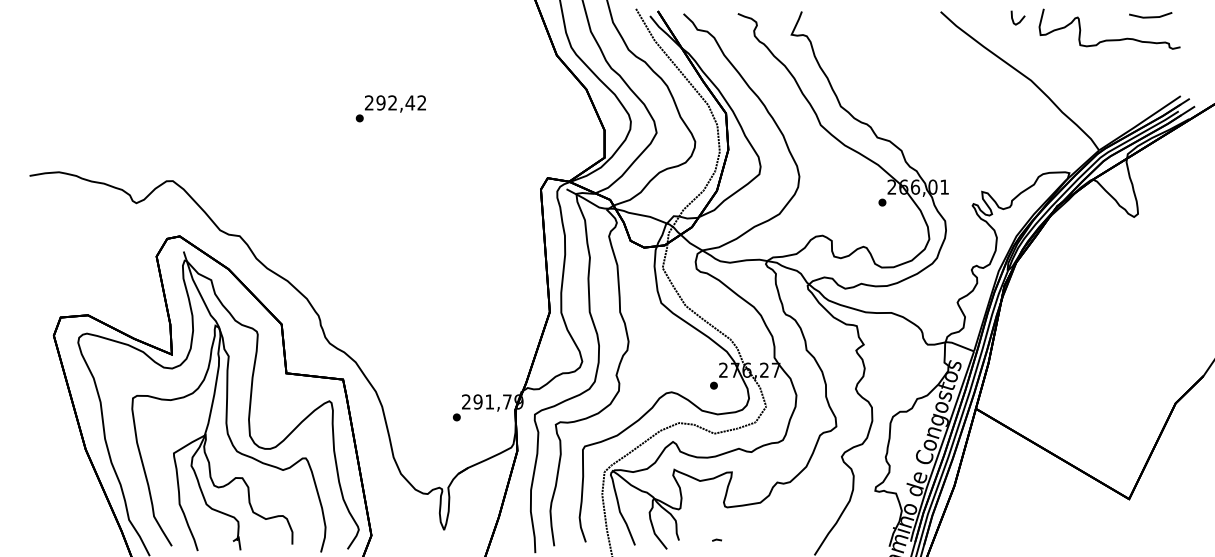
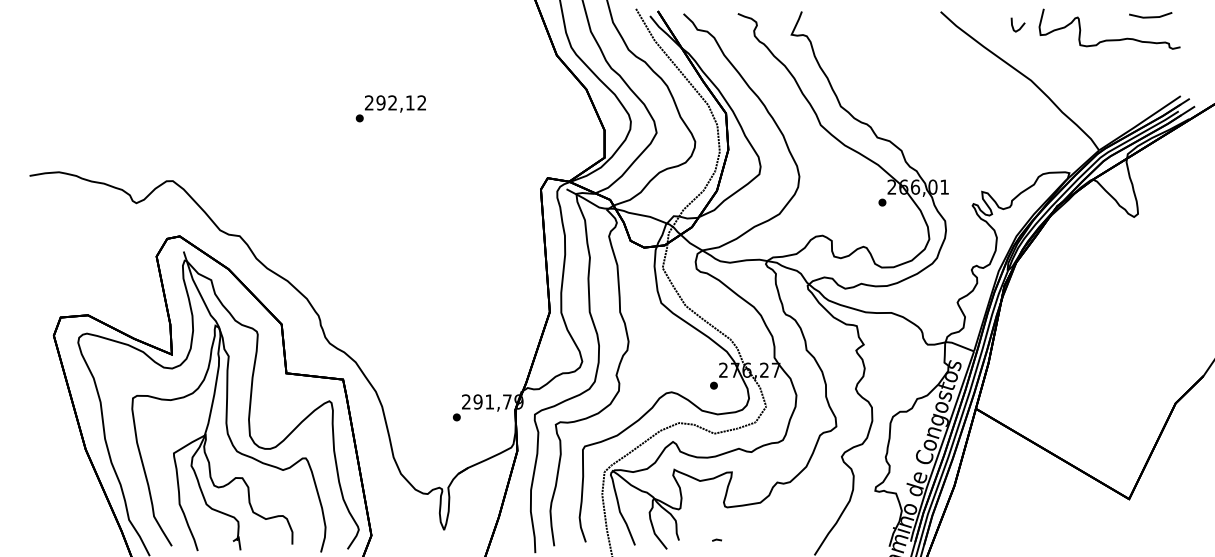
curve position: (1020, 19) -> (1020, 26) (1020, 26)
text: 292,42 -> 292,12 (410, 102)
